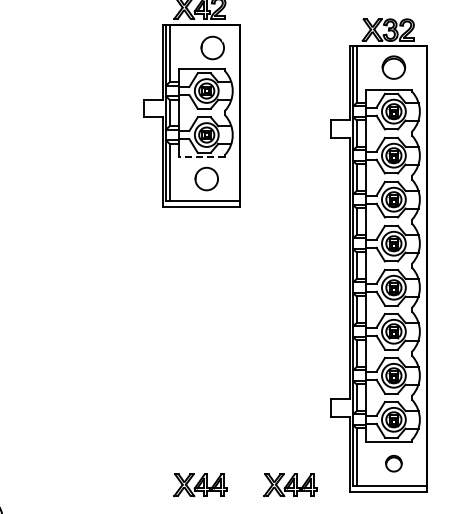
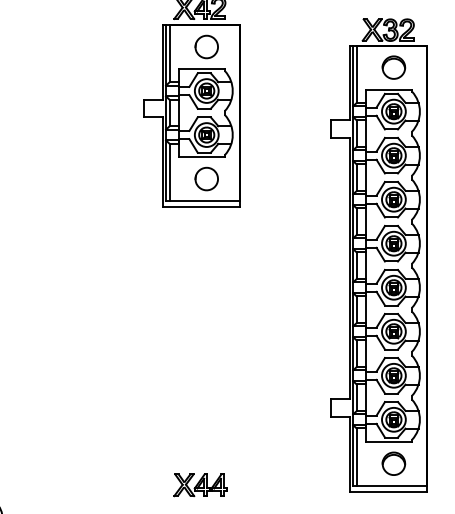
part position: (212, 47) -> (206, 46) (206, 46)
line: dashed -> solid (202, 157)
part size: 18x18 px -> 26x25 px (393, 463)
part: present -> none (290, 485)
